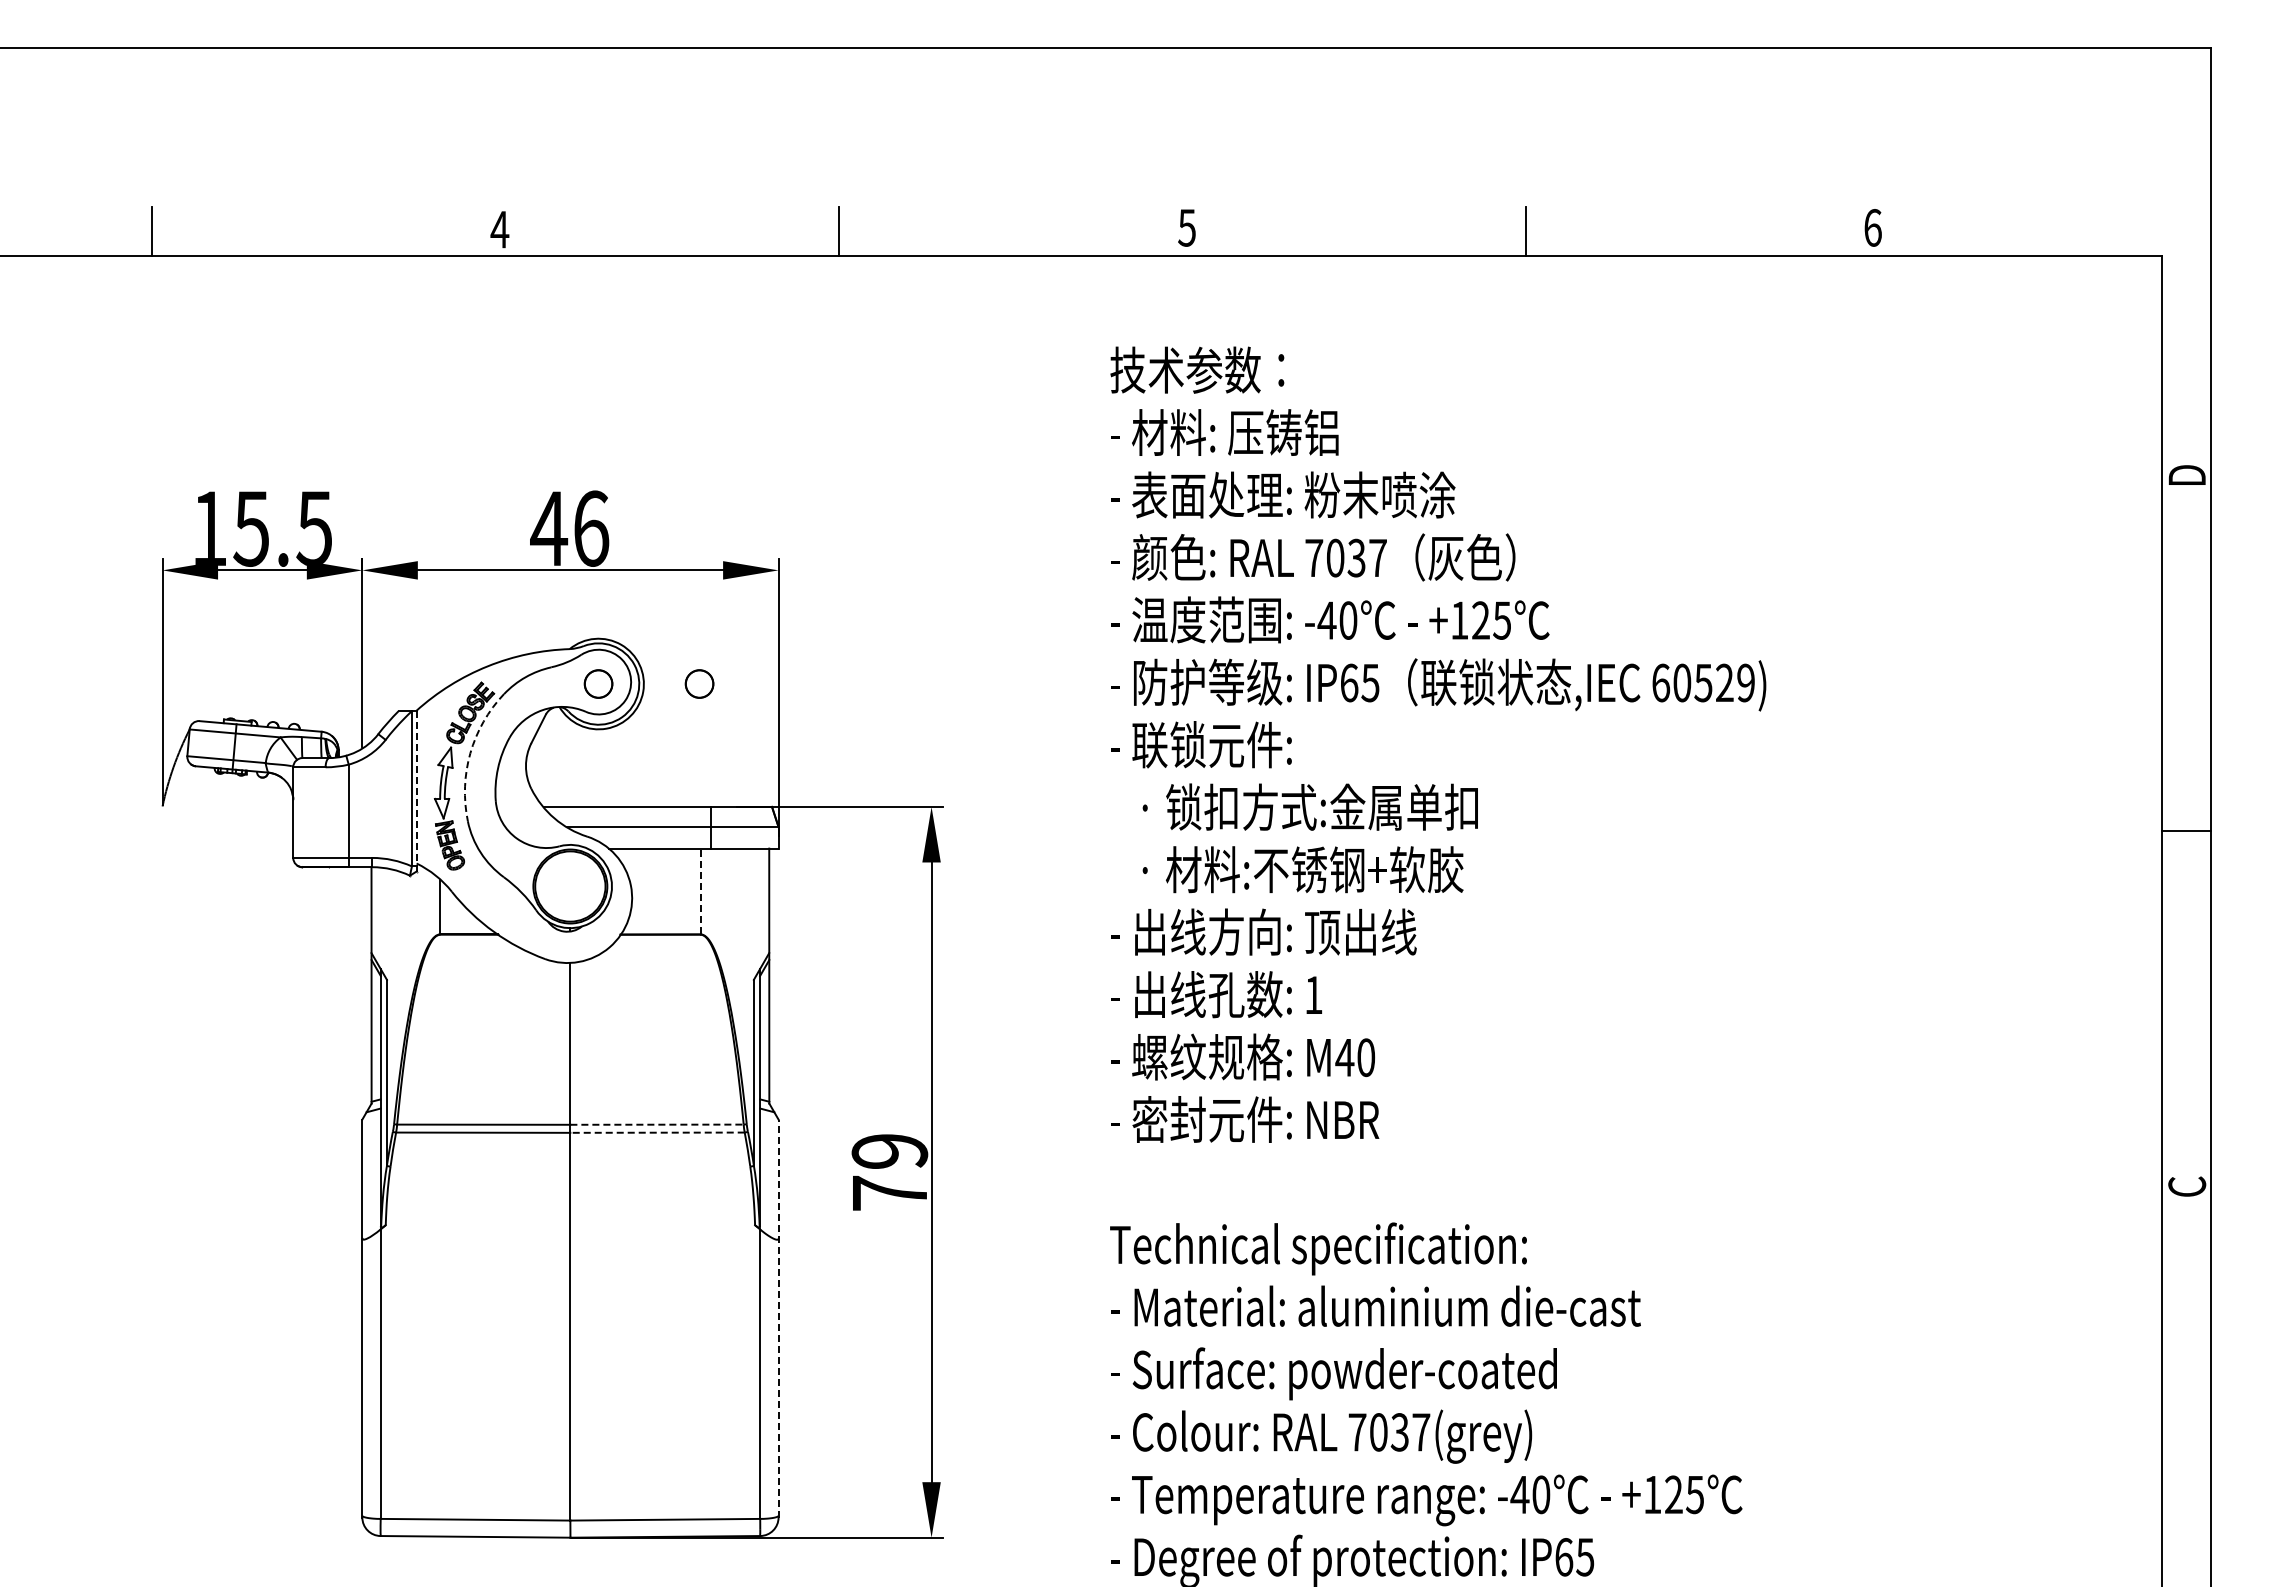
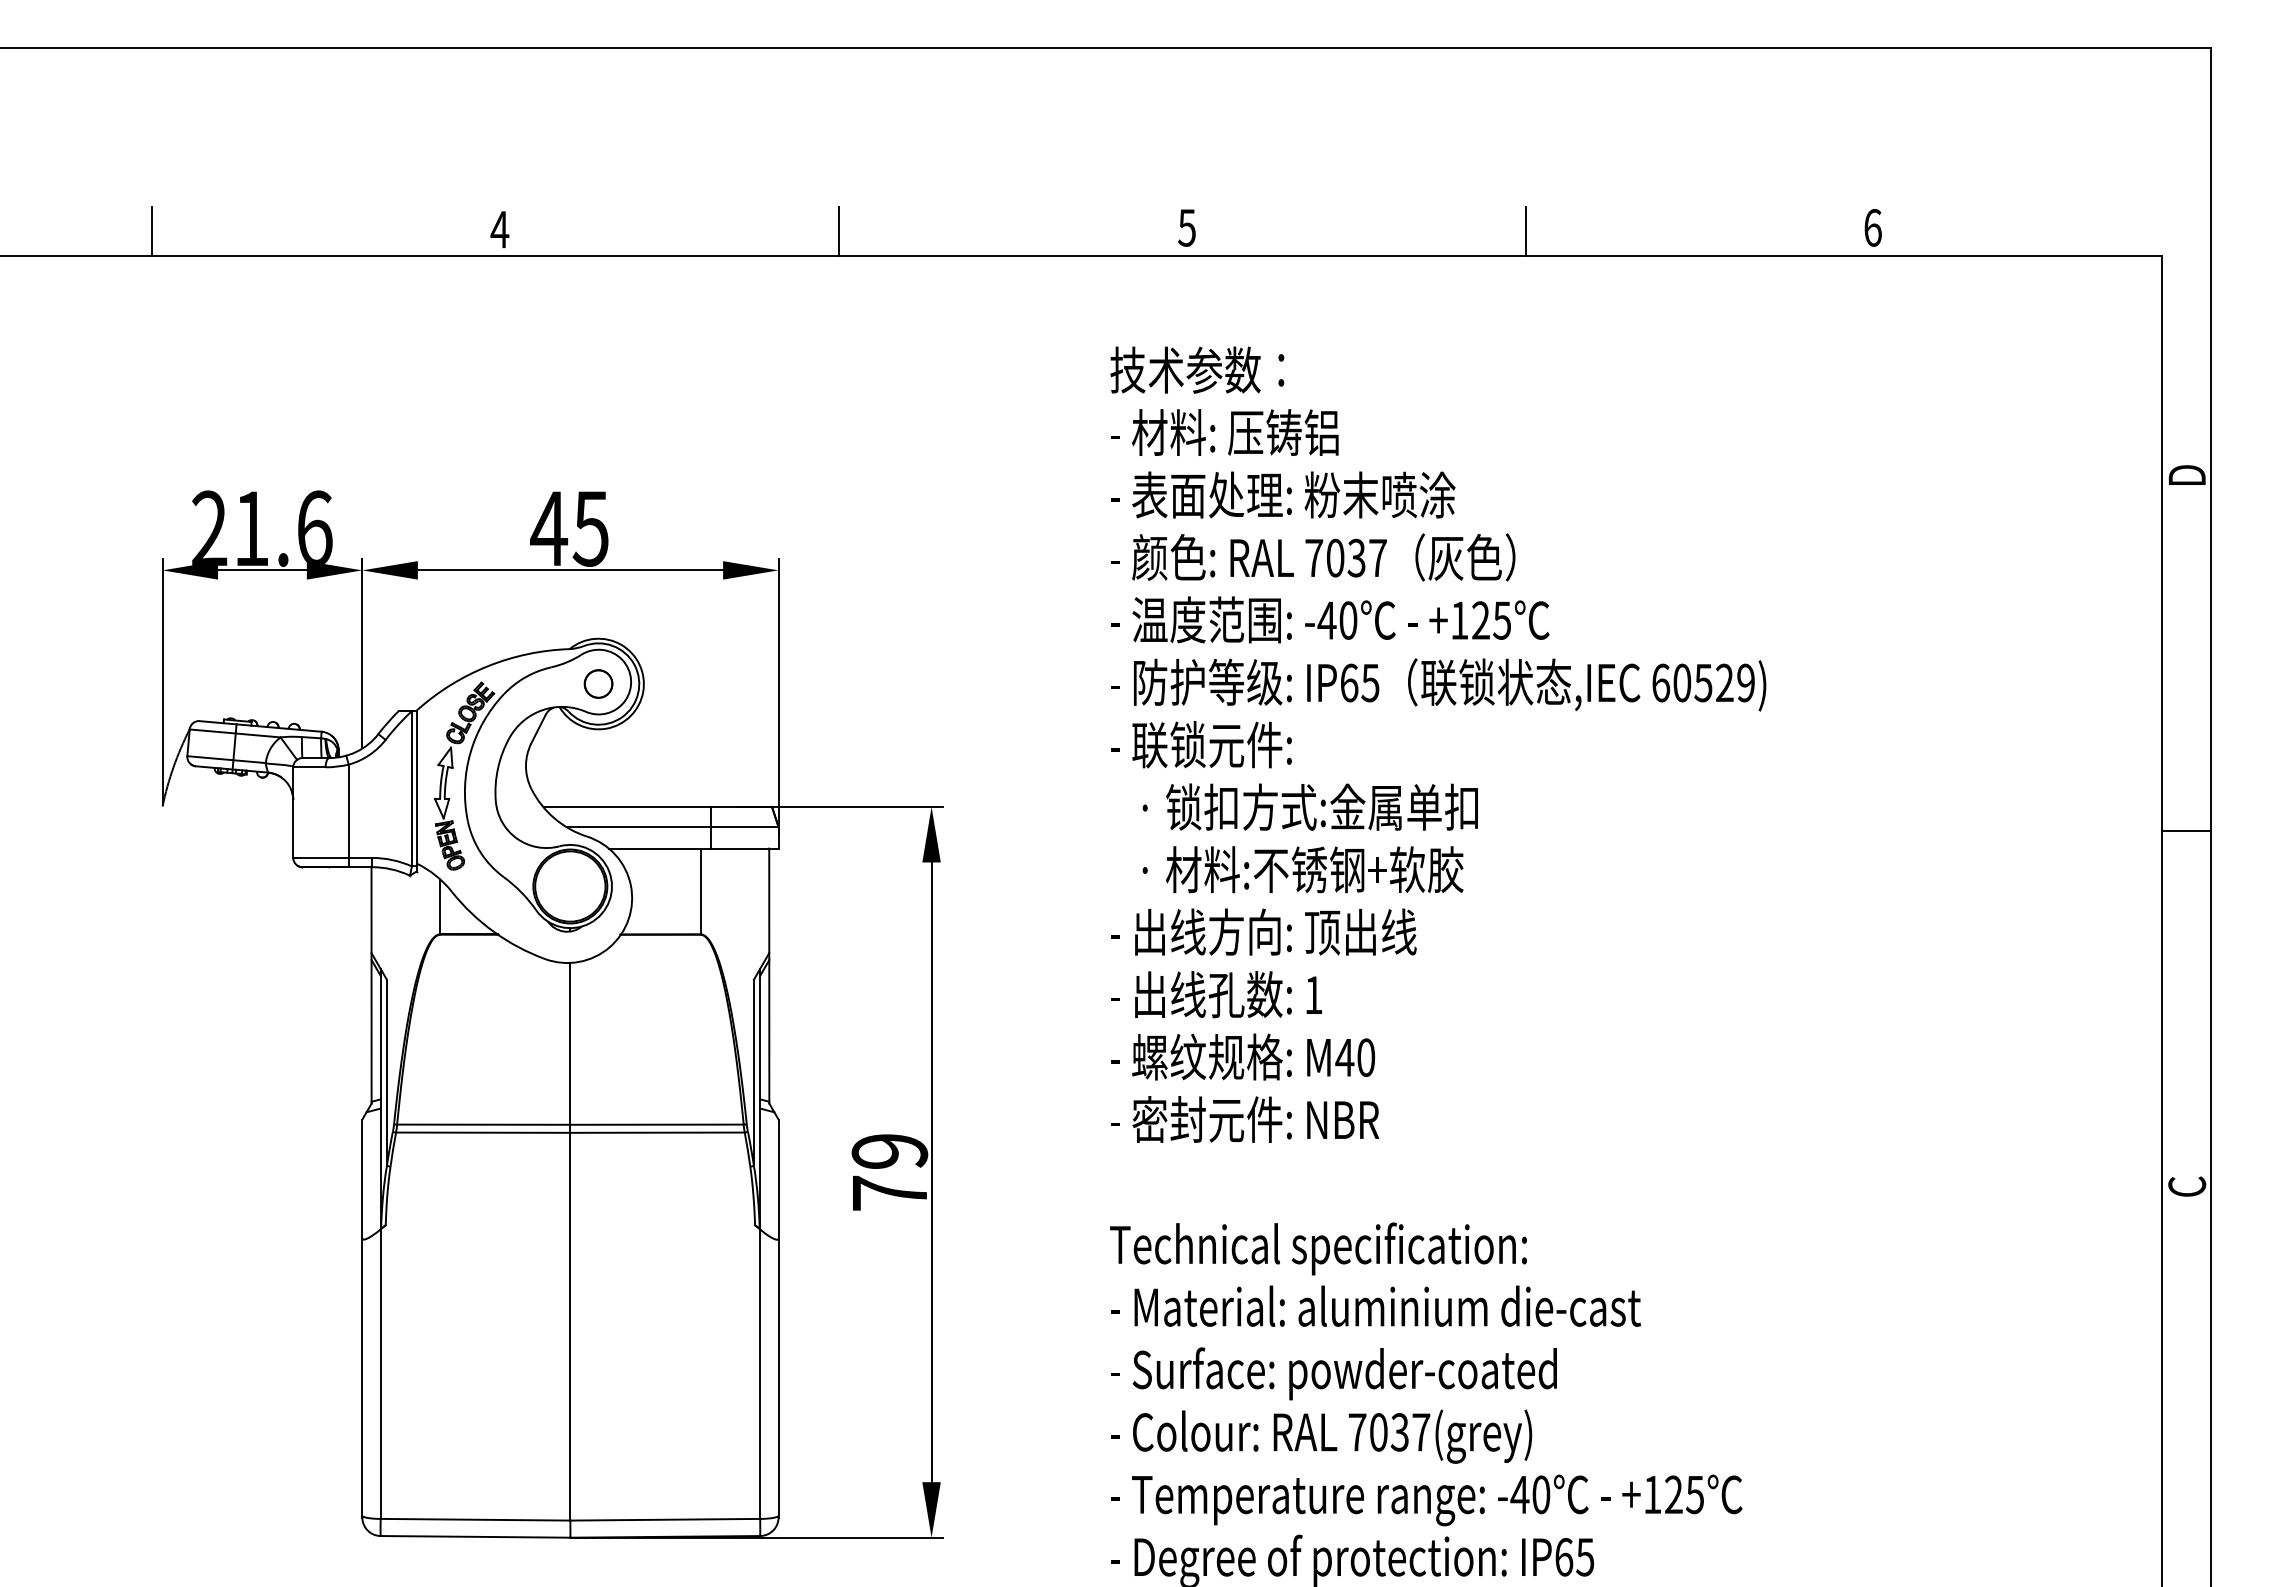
text: 15.5 -> 21.6 (262, 528)
text: 46 -> 45 (590, 528)
part: present -> none (699, 683)
arc: dashed -> solid (470, 753)
line: dashed -> solid (416, 790)
line: dashed -> solid (700, 891)
line: dashed -> solid (657, 1124)
line: dashed -> solid (657, 1132)
line: dashed -> solid (778, 1318)
